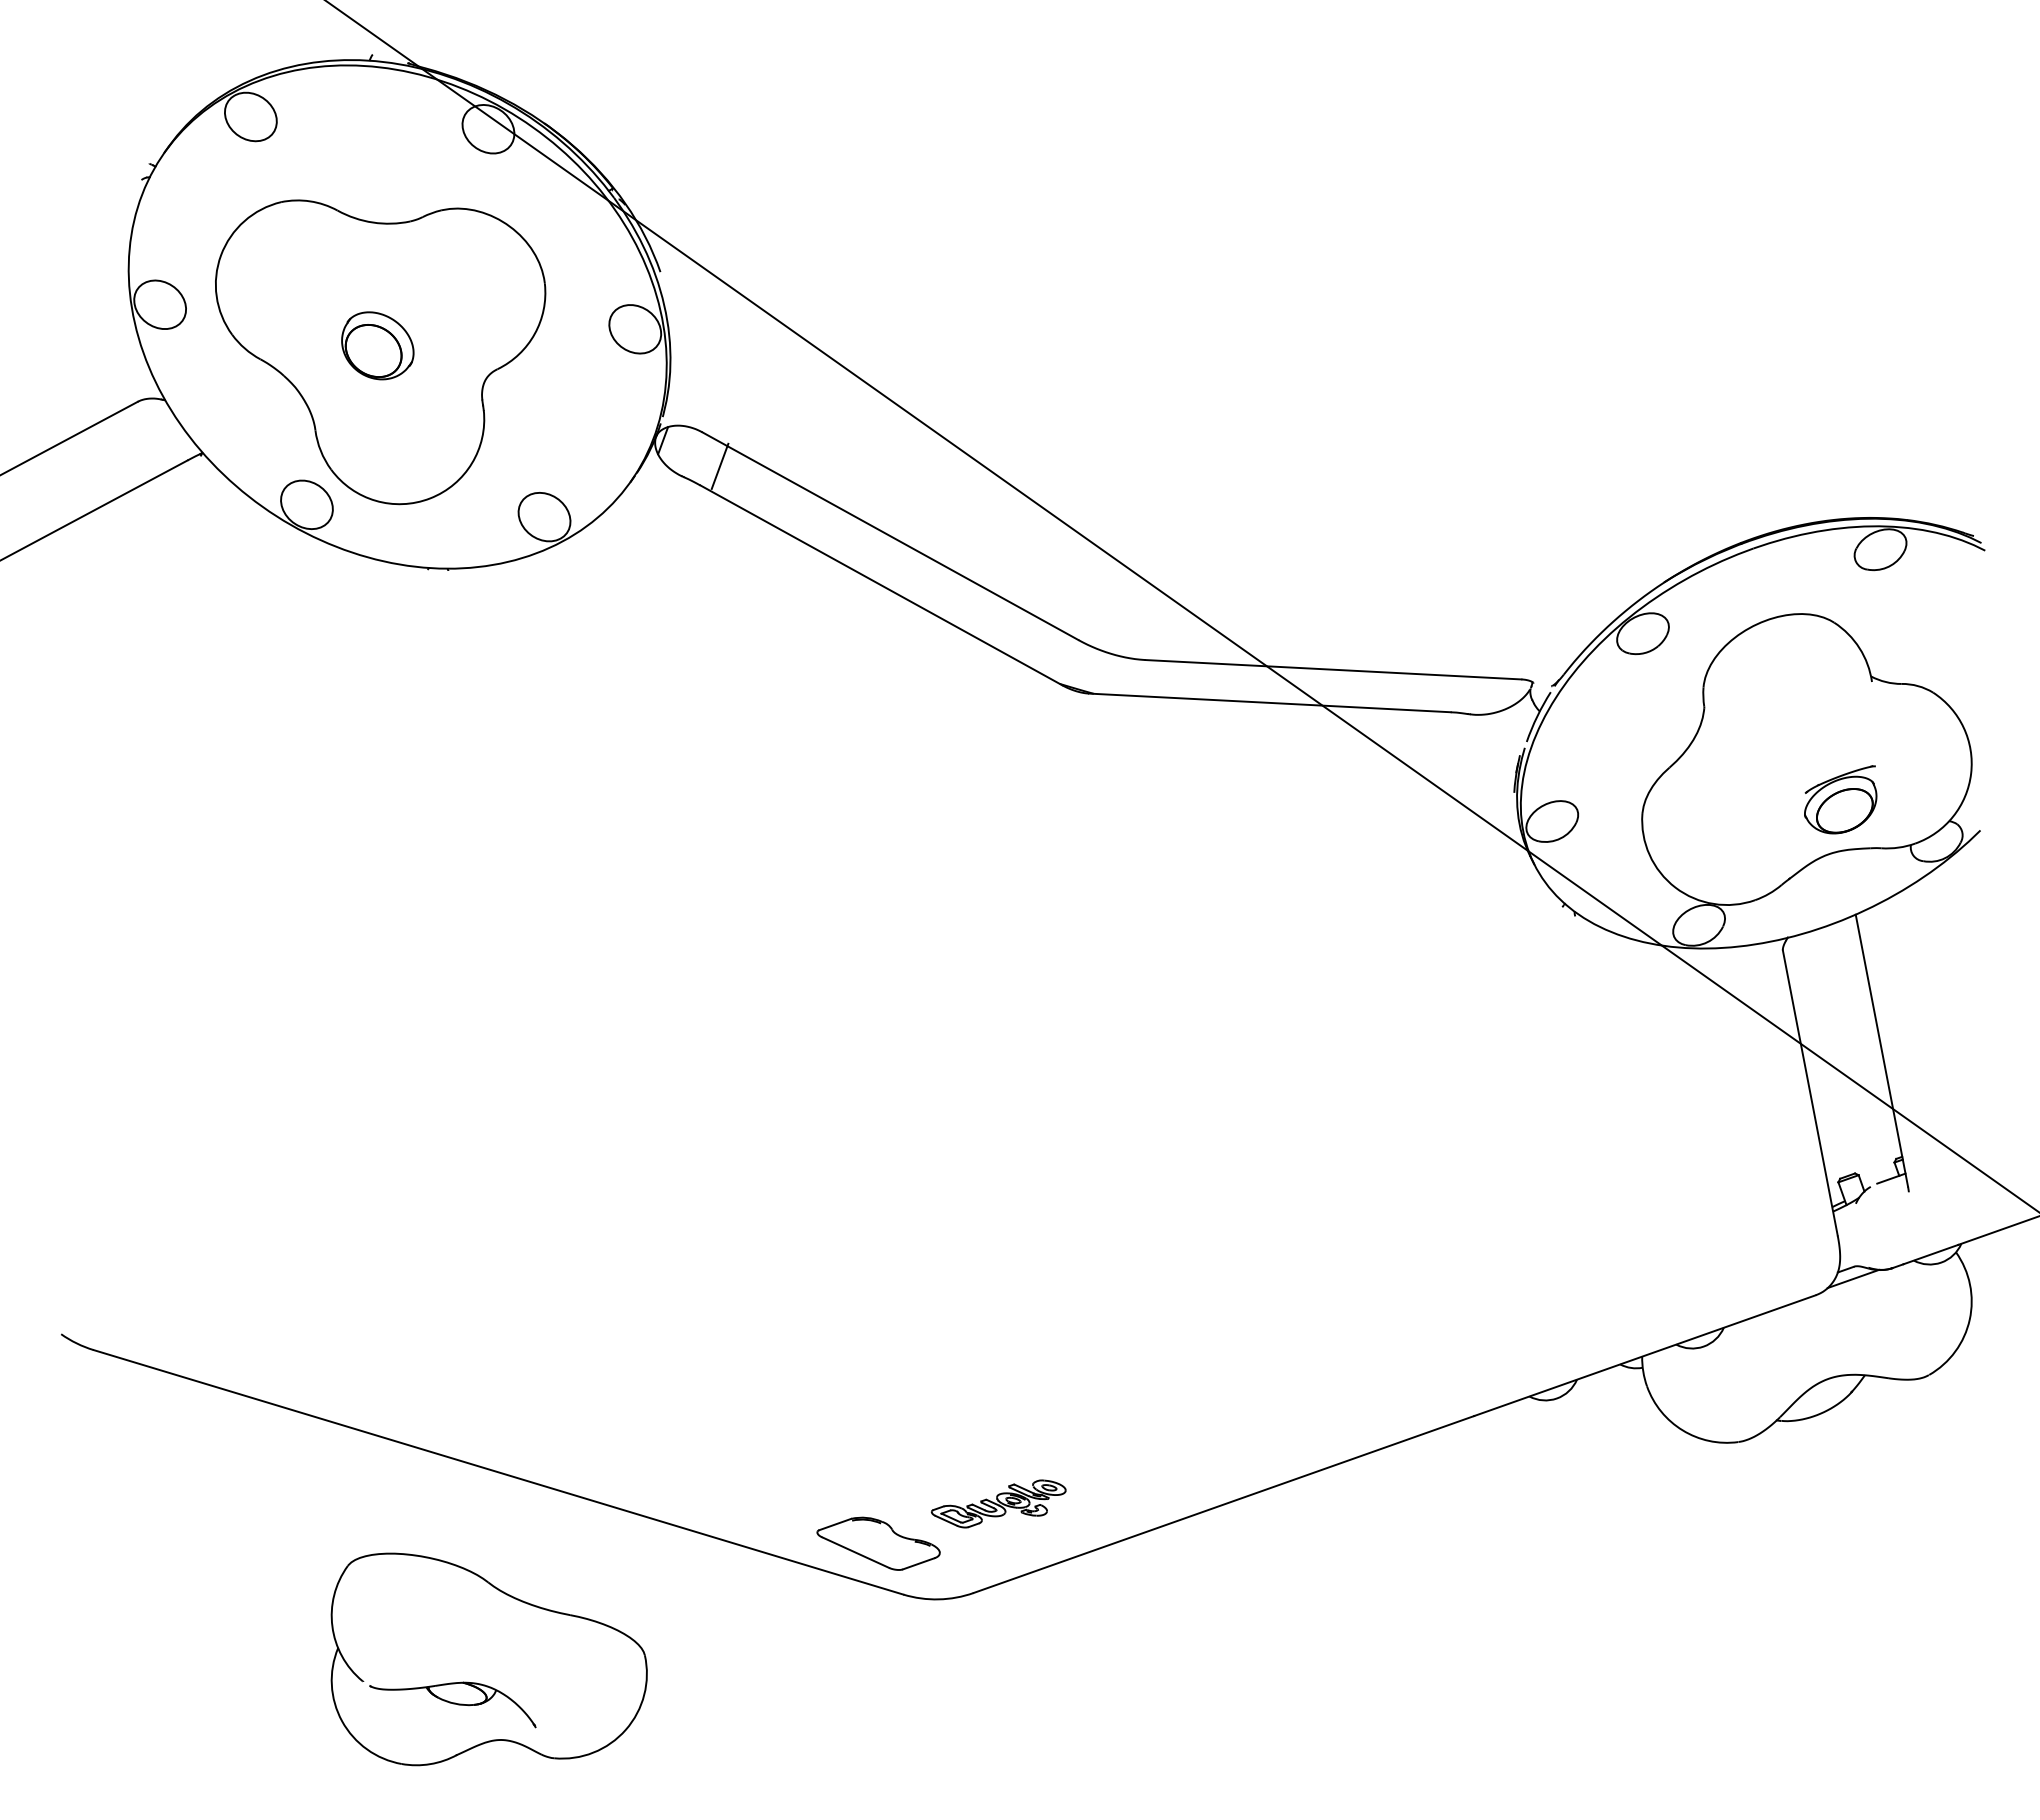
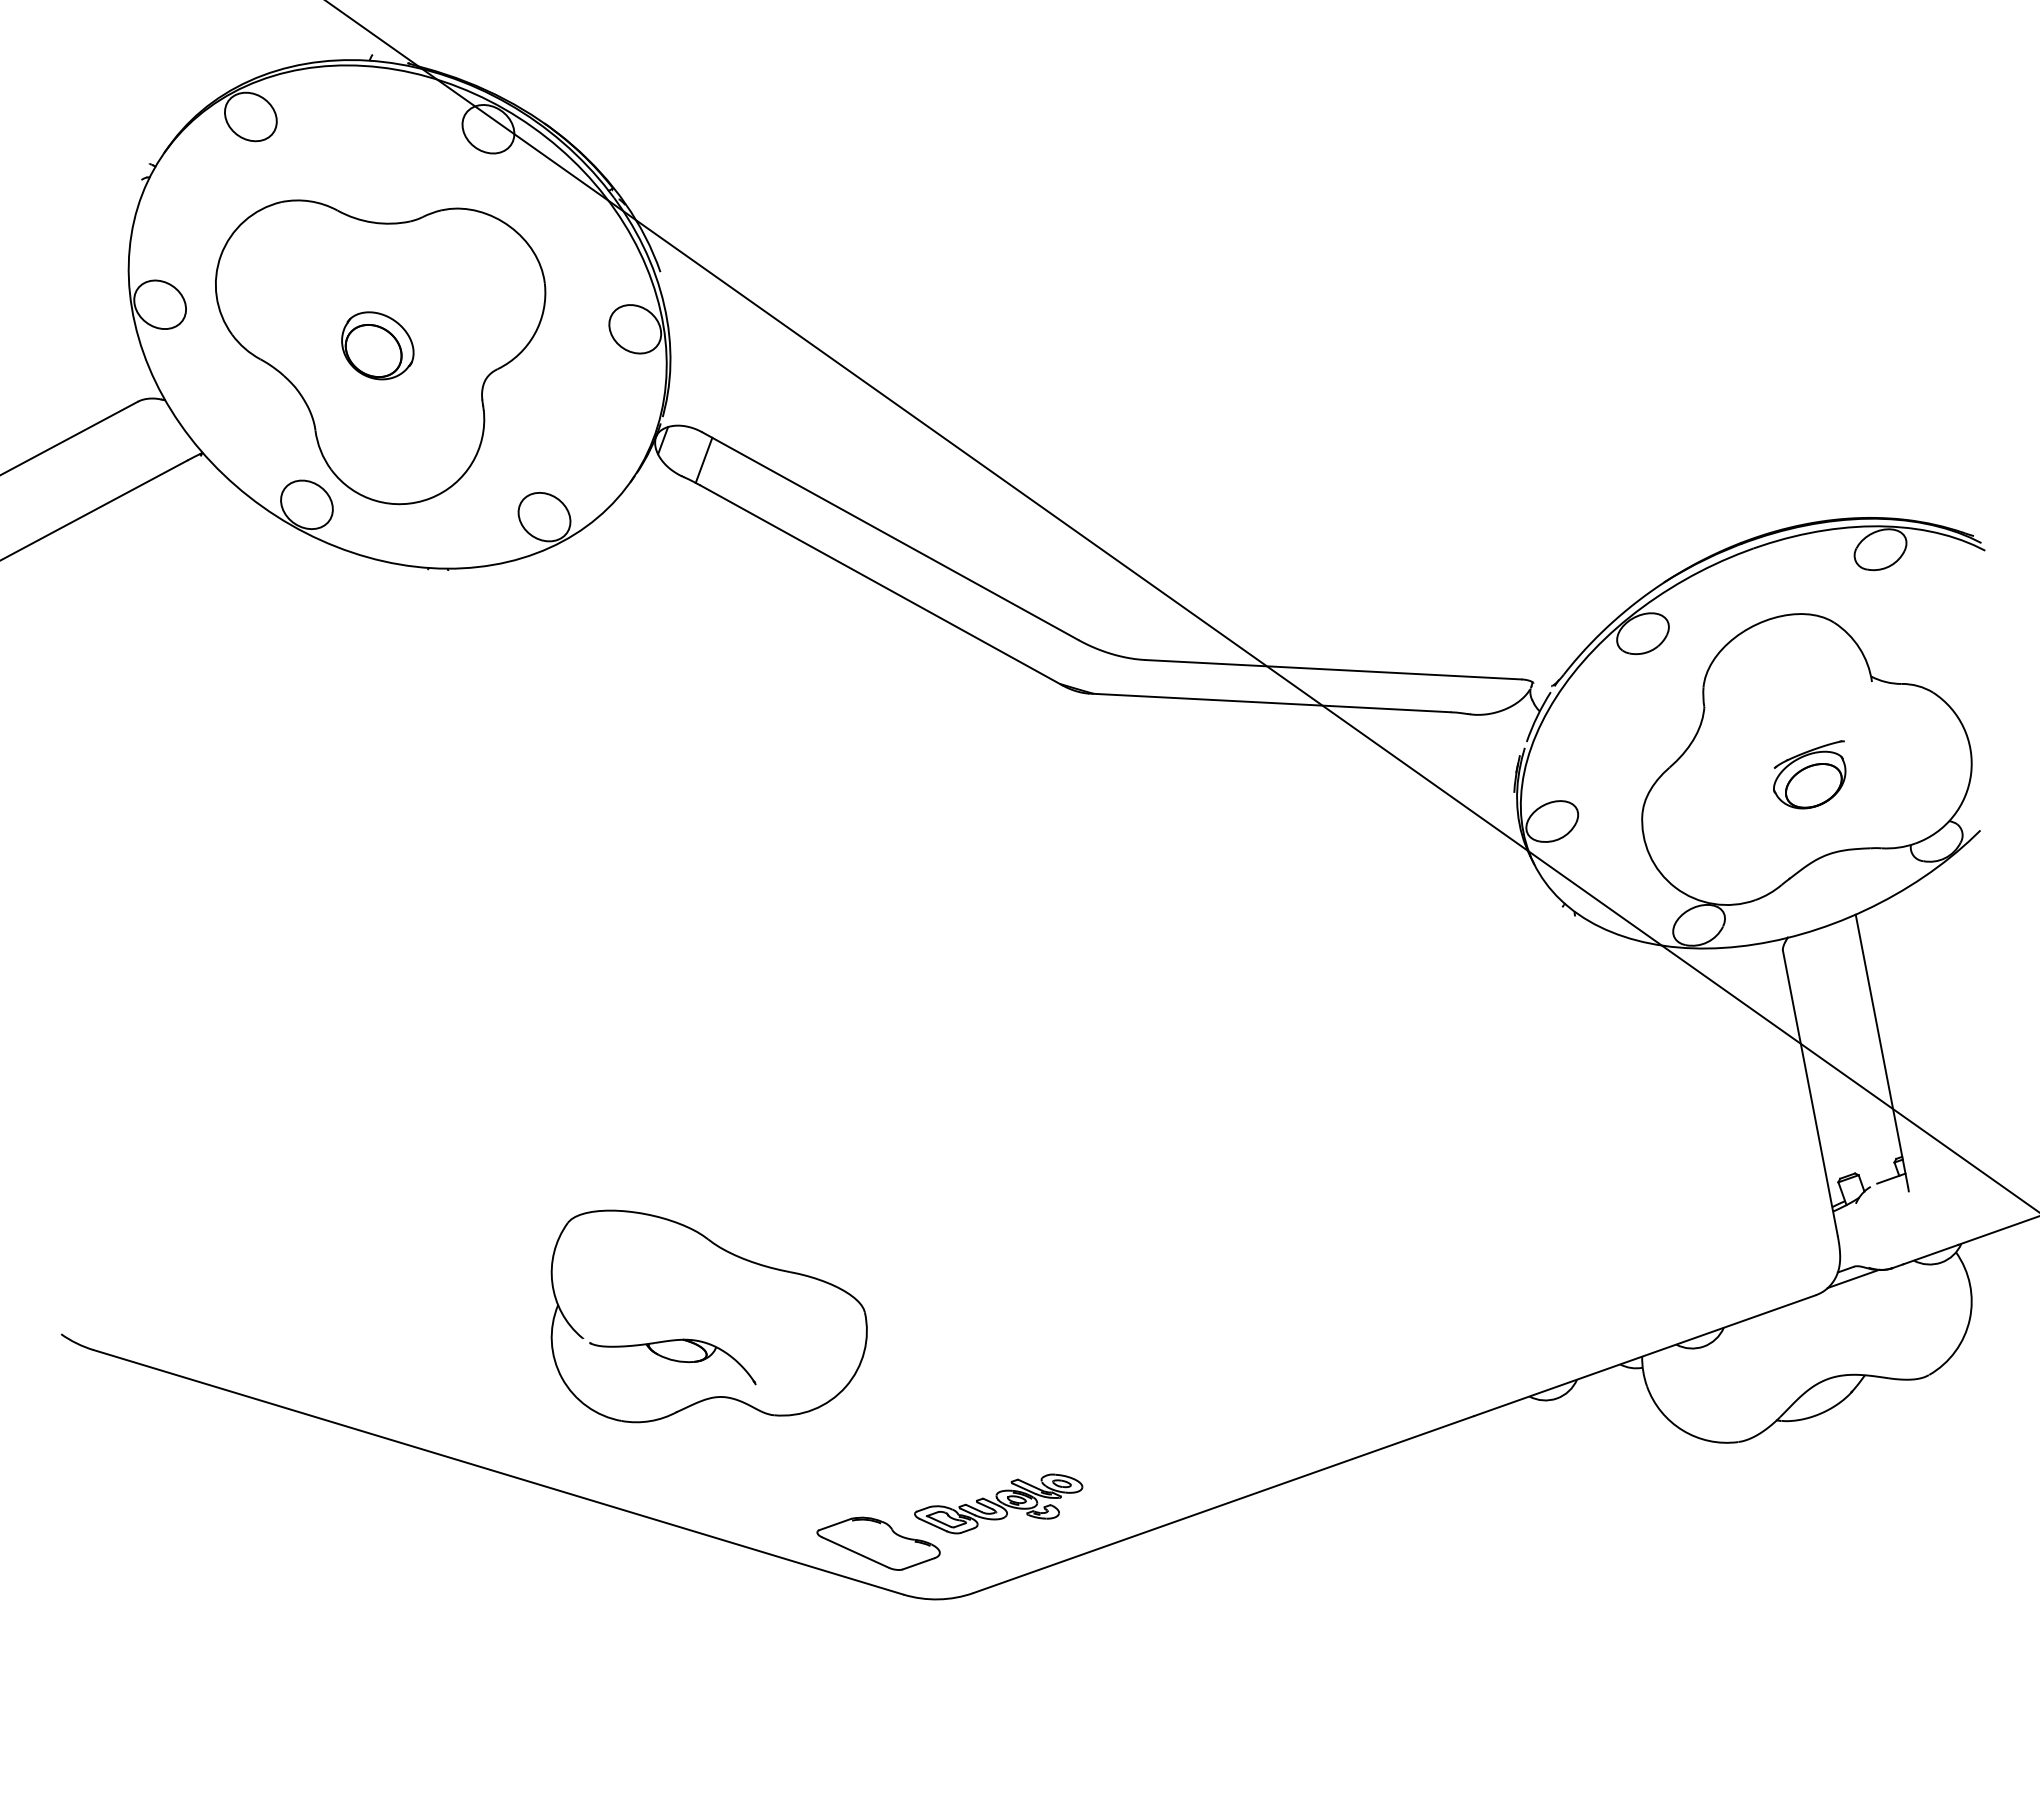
line position: (719, 465) -> (703, 459) (703, 459)
part position: (1840, 799) -> (1809, 774) (1809, 774)
part size: 137x50 px -> 170x62 px (998, 1503)
part position: (488, 1659) -> (708, 1316) (708, 1316)
